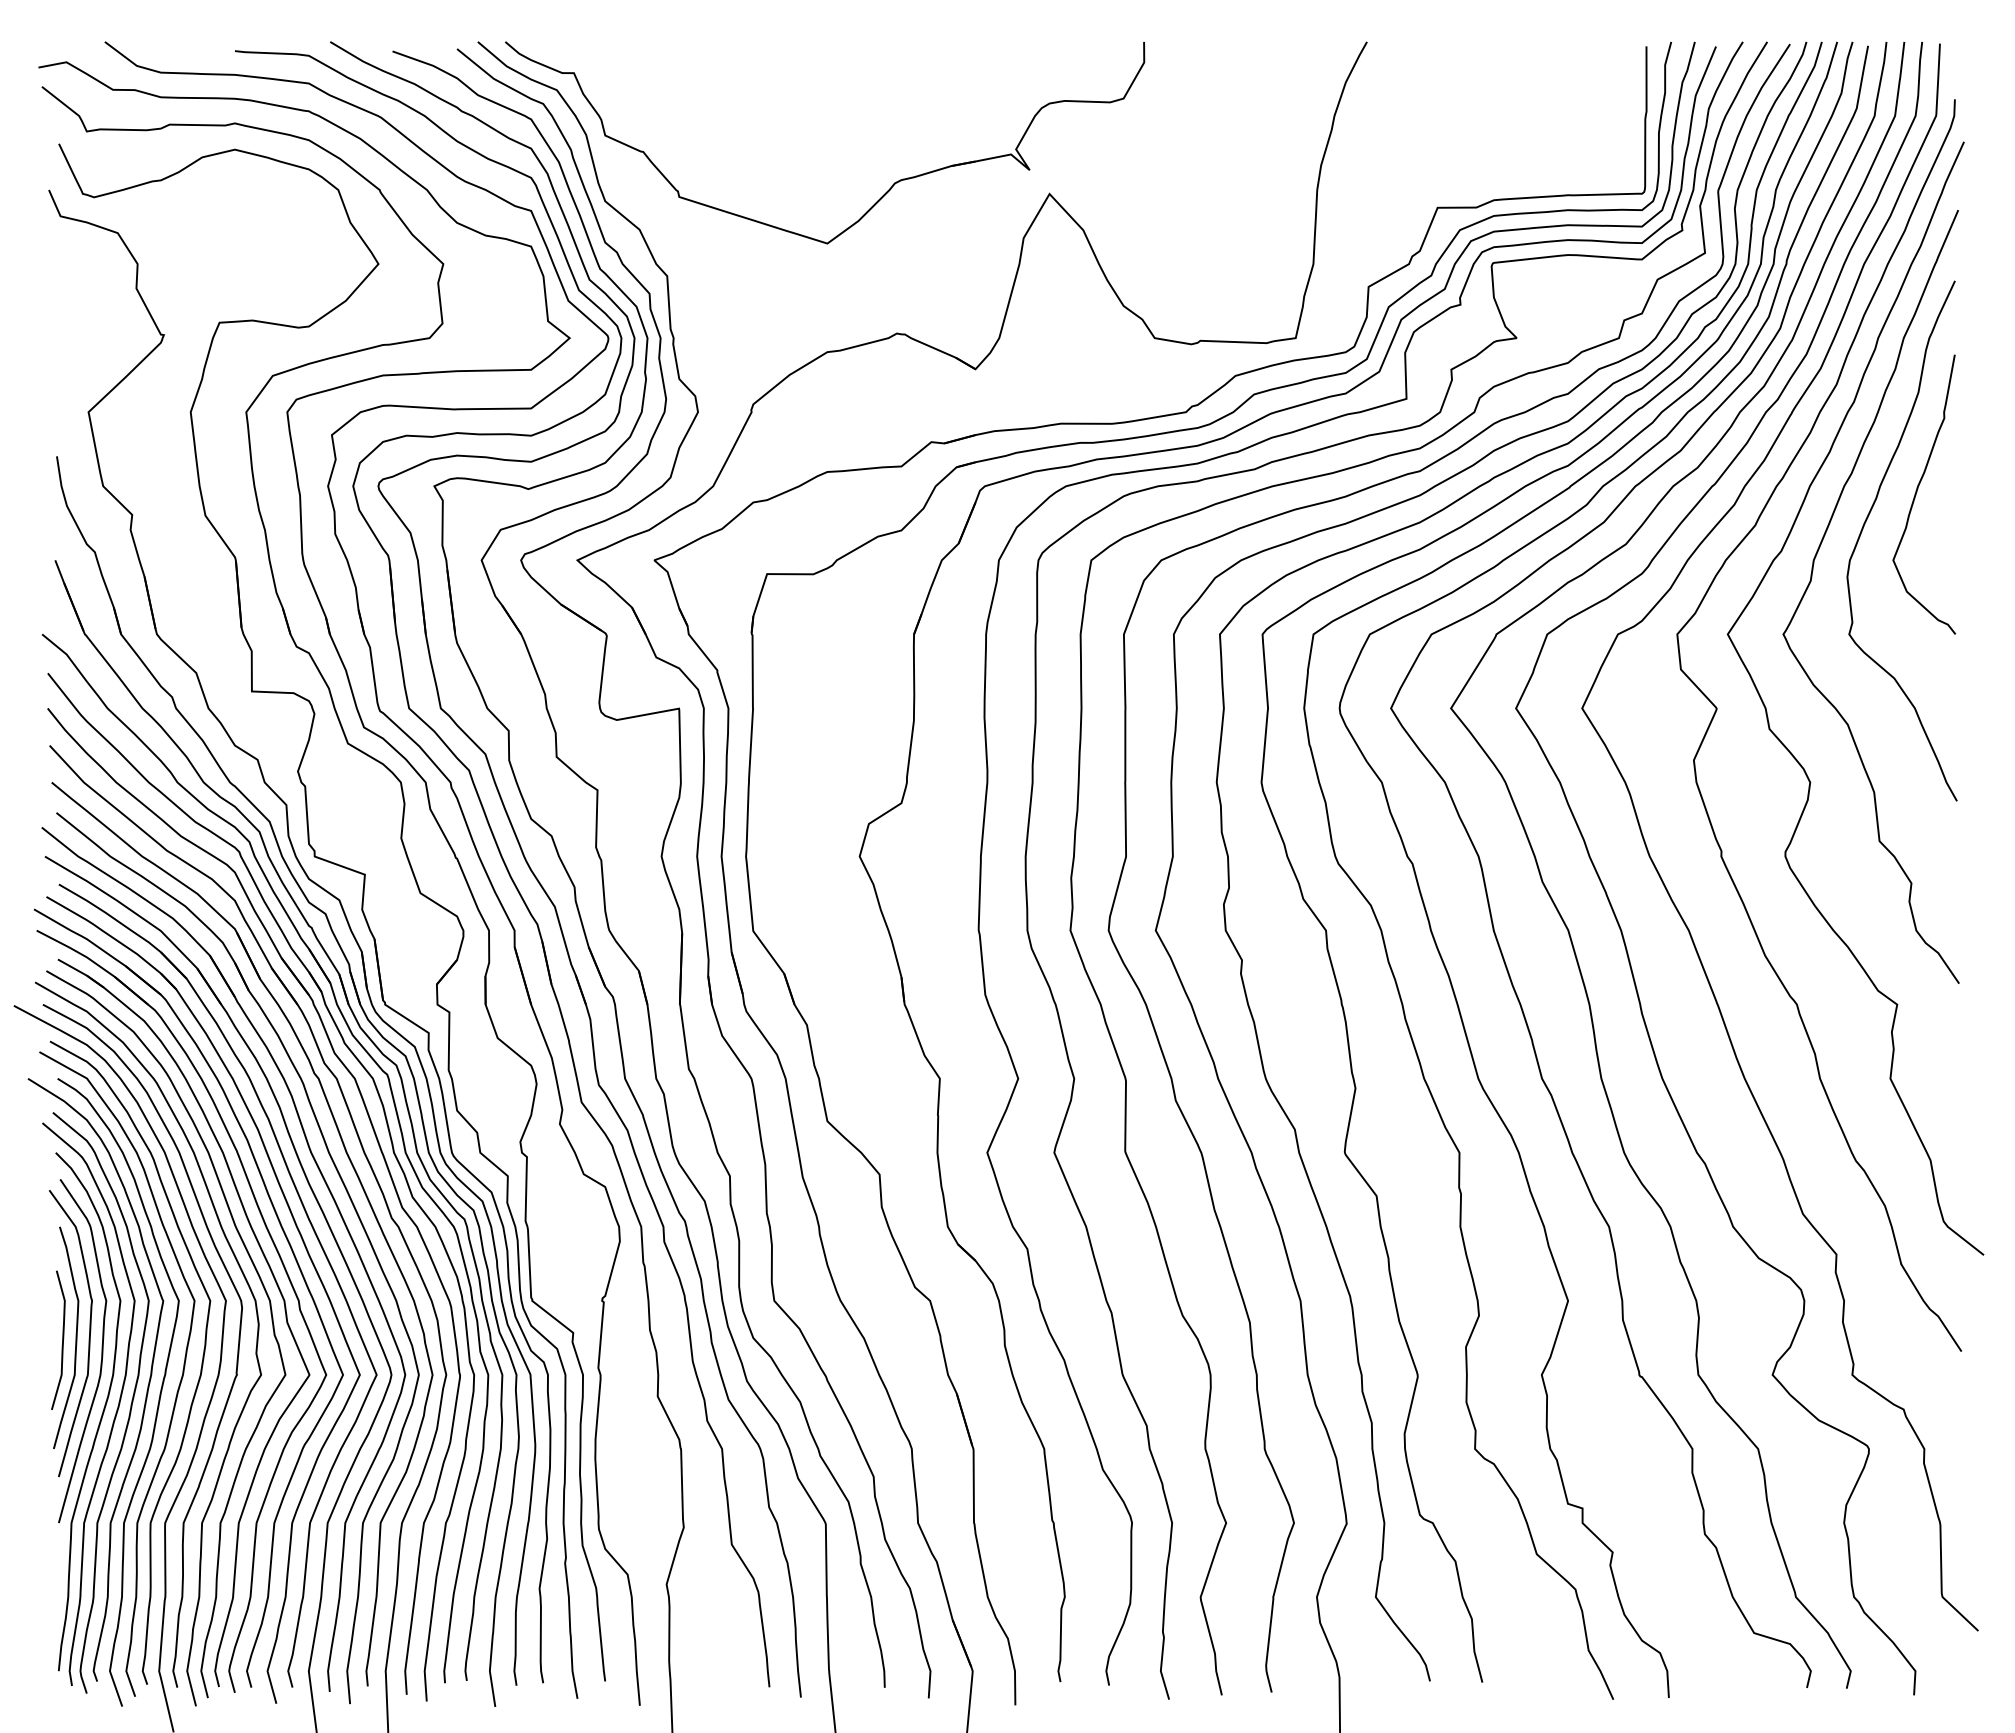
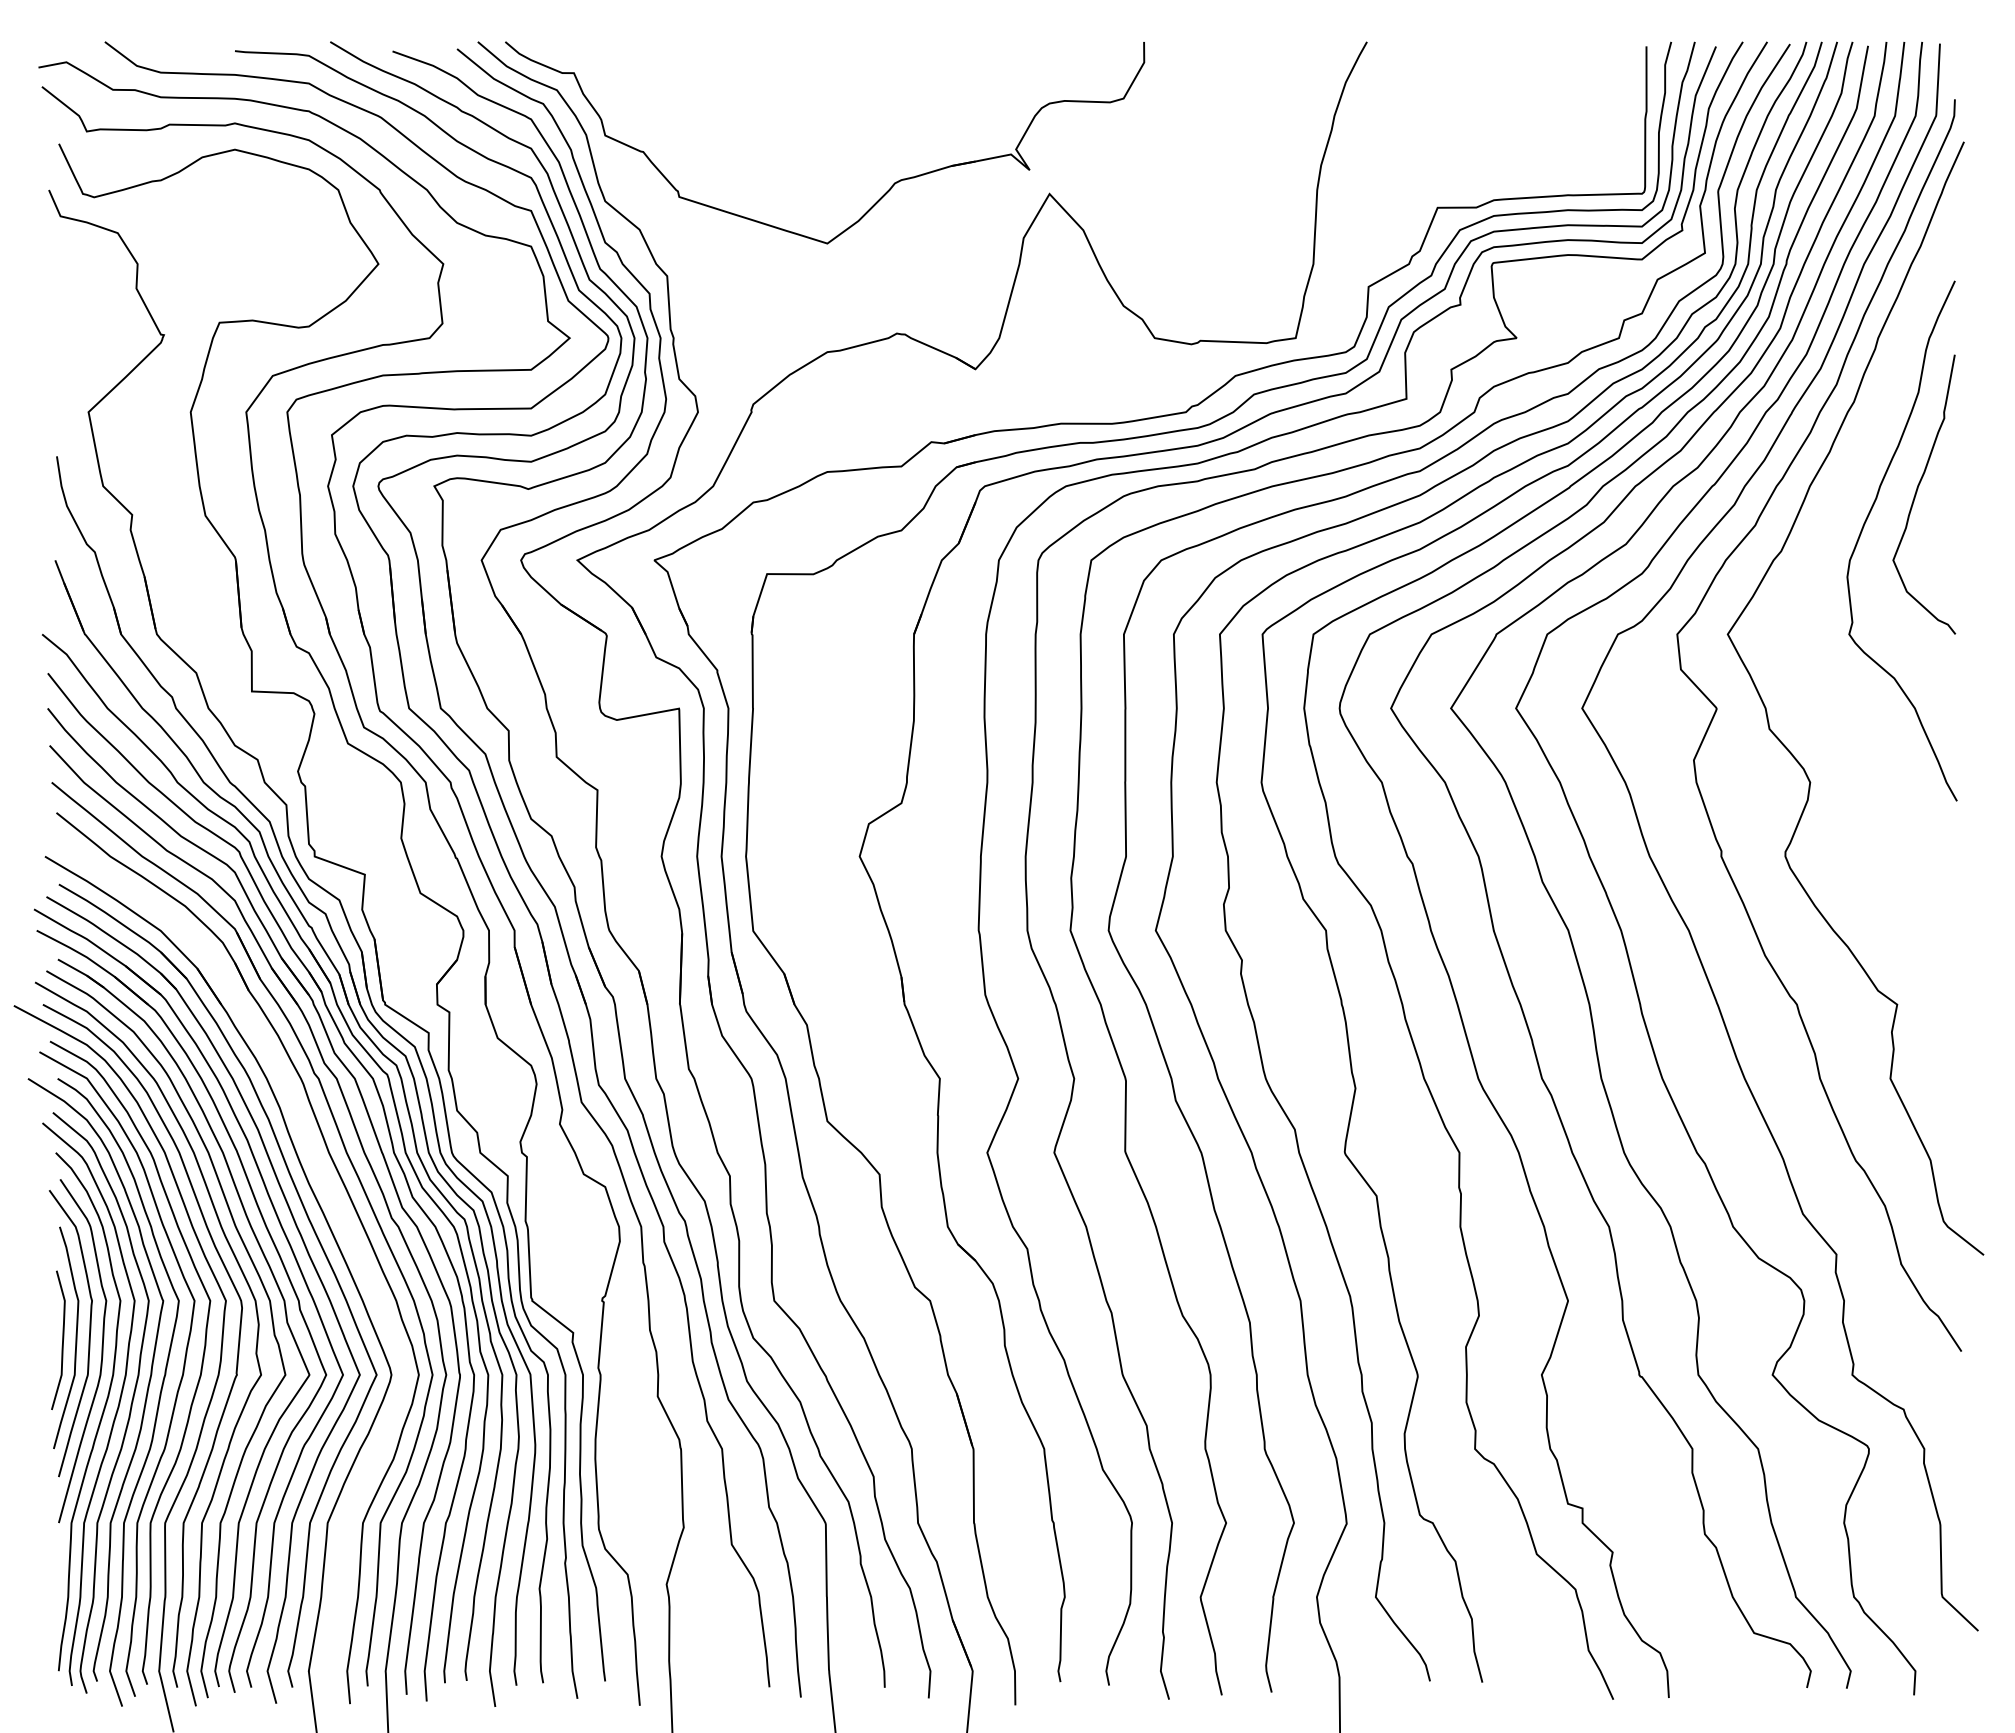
curve: present -> none (1811, 581)
part: present -> none (334, 1203)
